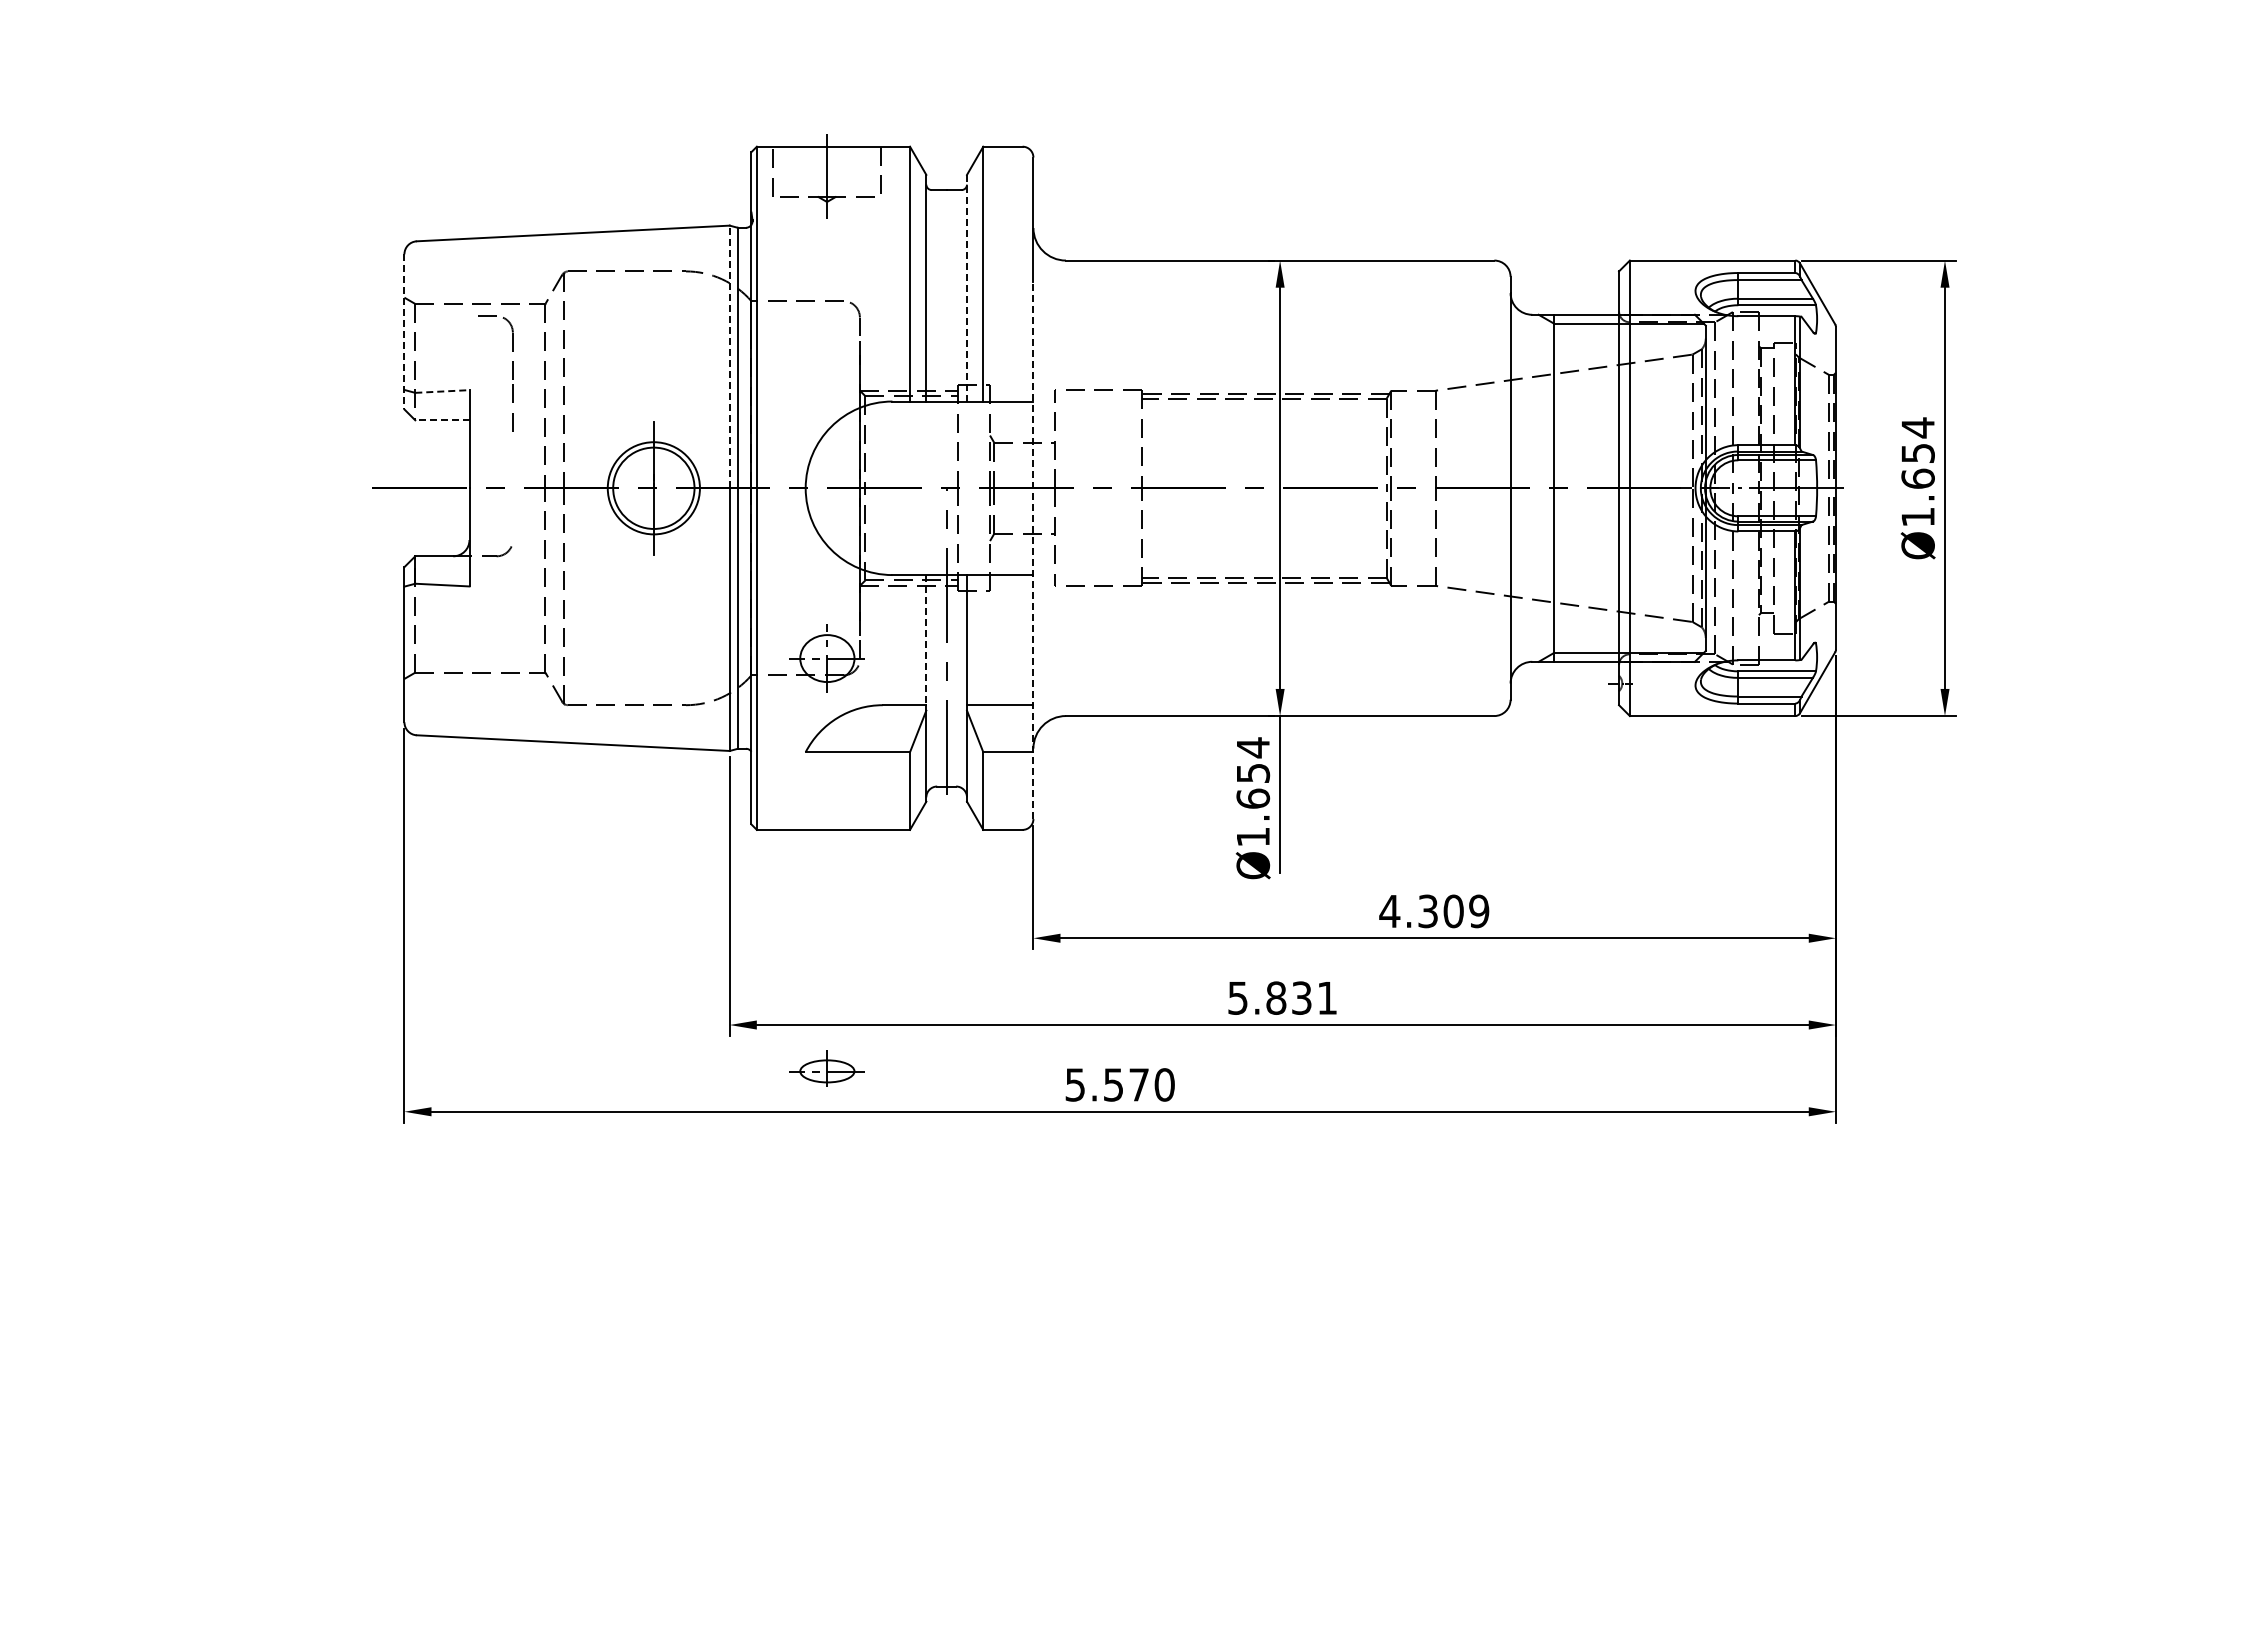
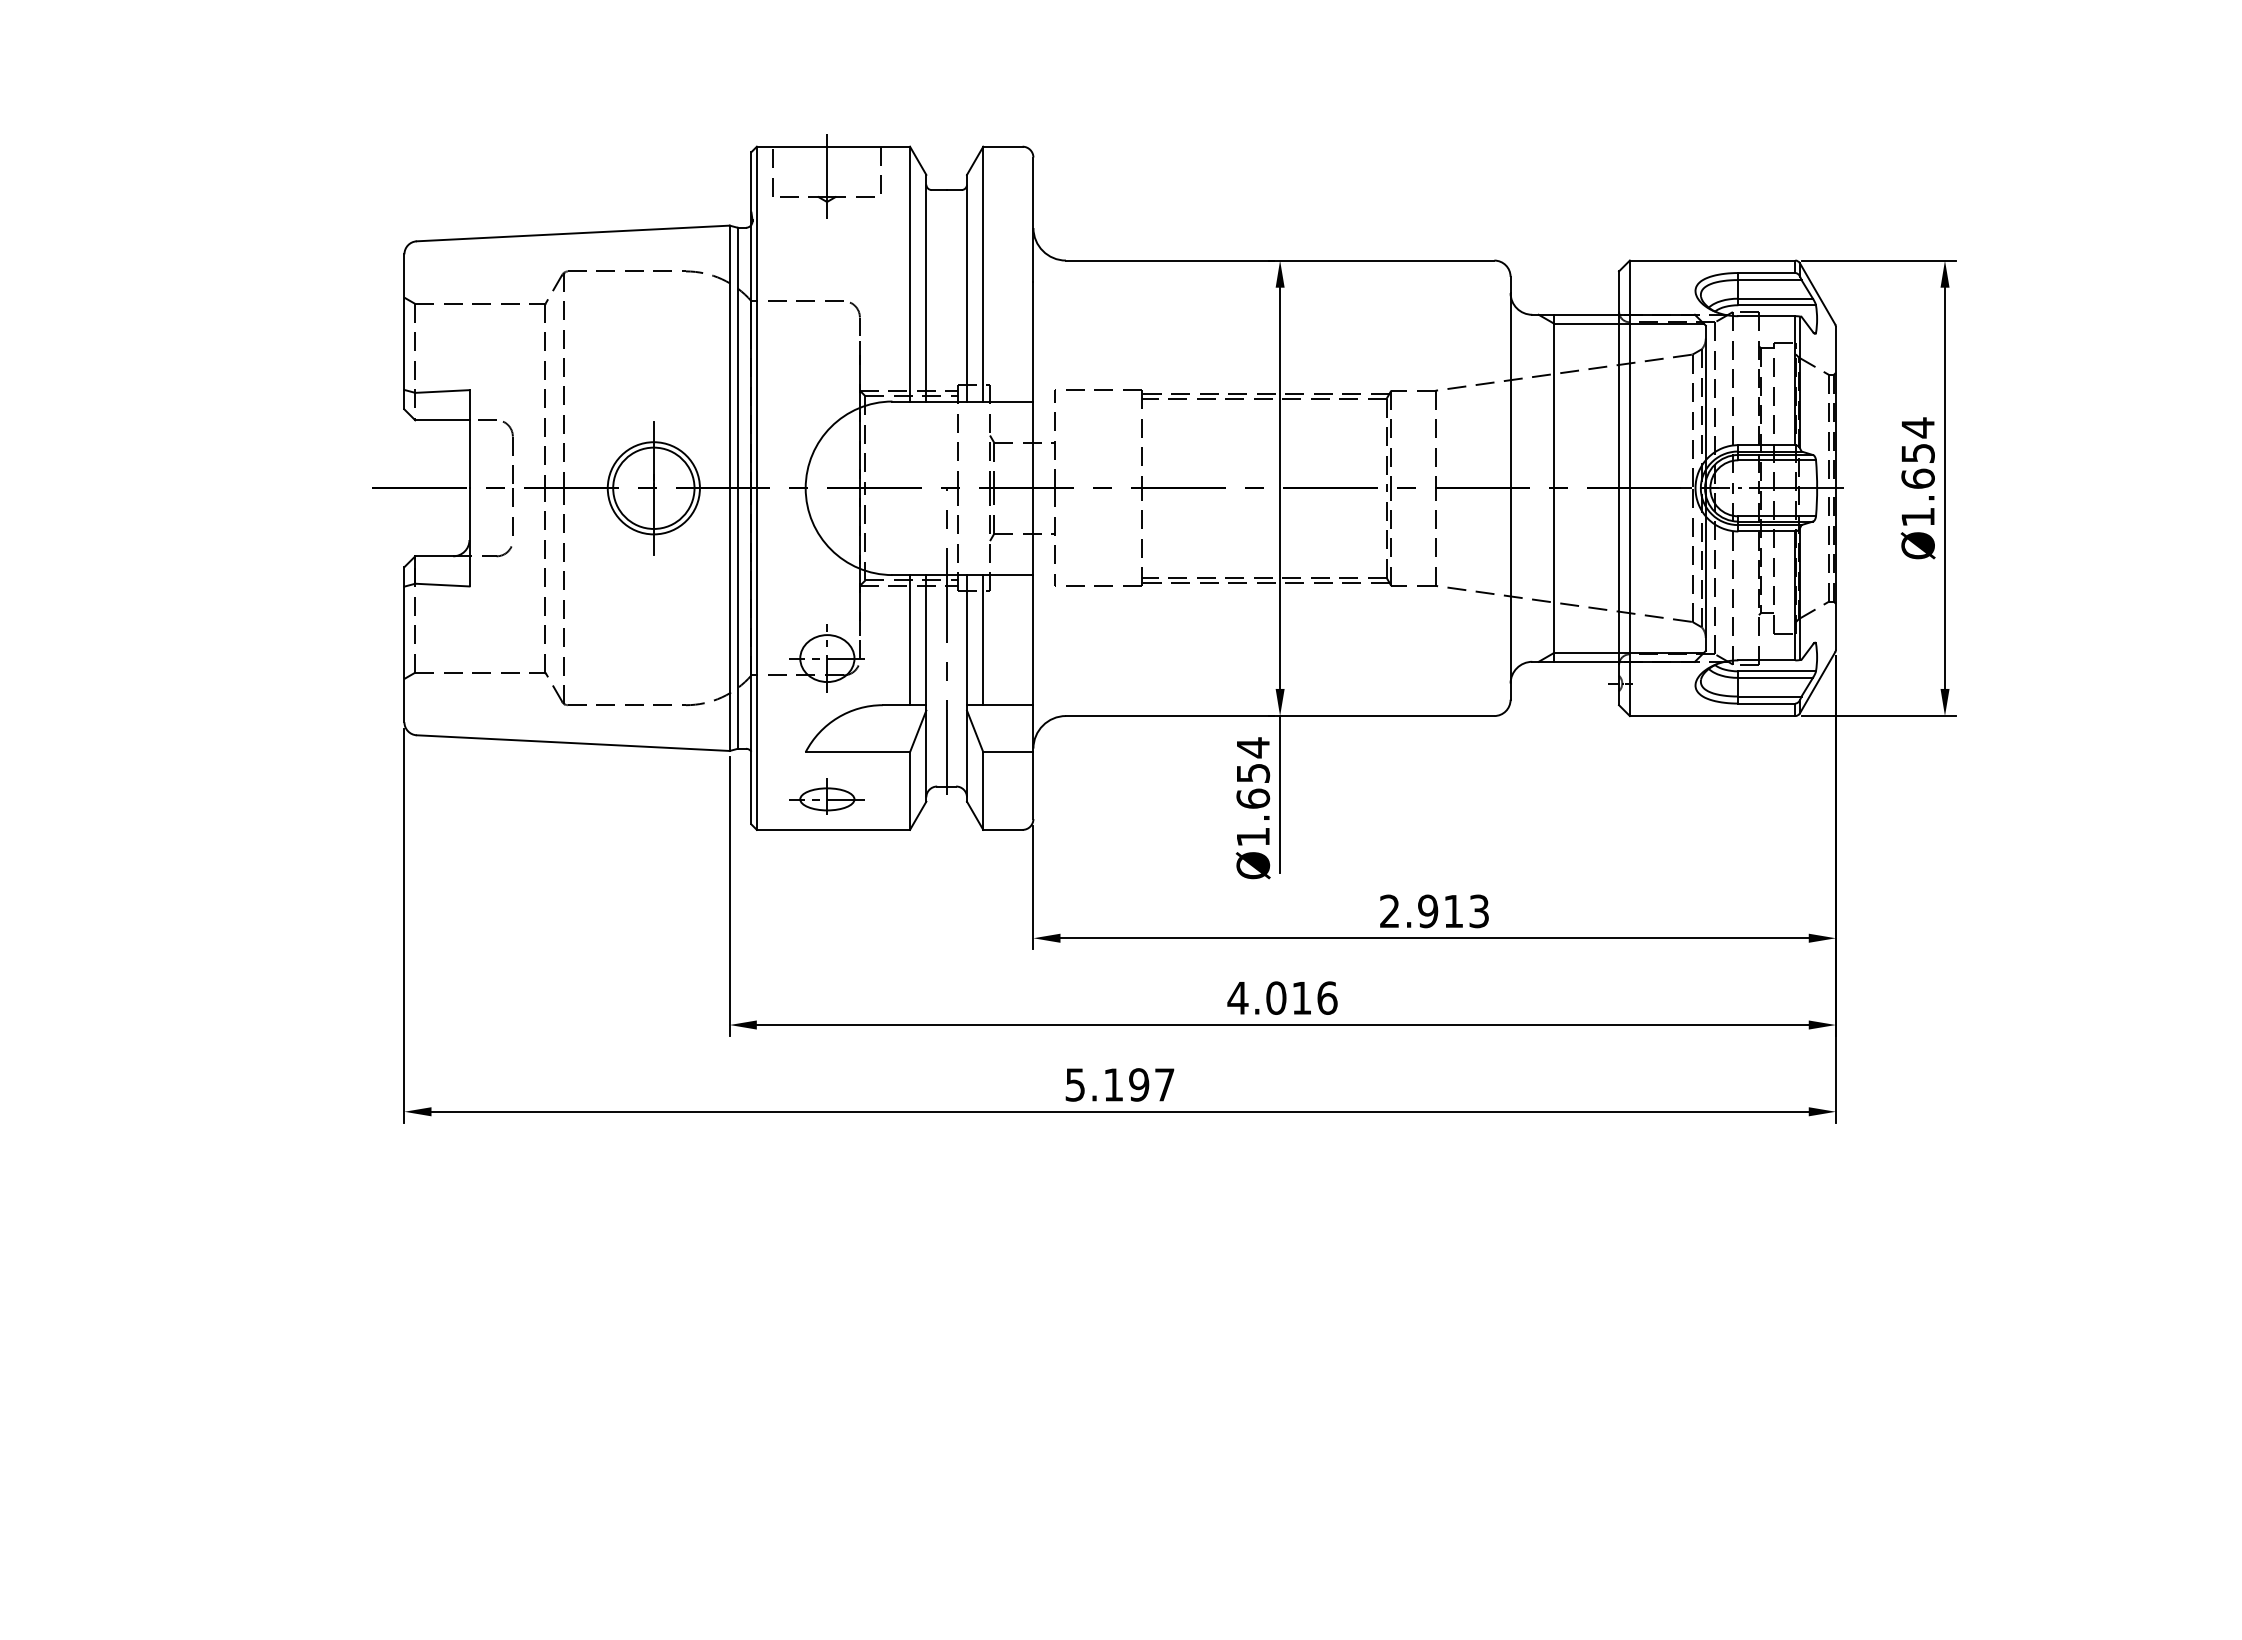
line: dashed -> solid (967, 287)
line: dashed -> solid (404, 331)
line: dashed -> solid (729, 356)
part position: (512, 373) -> (512, 477) (512, 477)
line: dashed -> solid (442, 391)
line: dashed -> solid (441, 420)
line: dashed -> solid (1033, 550)
line: none -> present (910, 640)
line: dashed -> solid (926, 640)
line: none -> present (983, 640)
text: 4.309 -> 2.913 (1434, 911)
text: 5.831 -> 4.016 (1282, 997)
part position: (826, 1068) -> (826, 796) (826, 796)
text: 5.570 -> 5.197 (1139, 1084)
